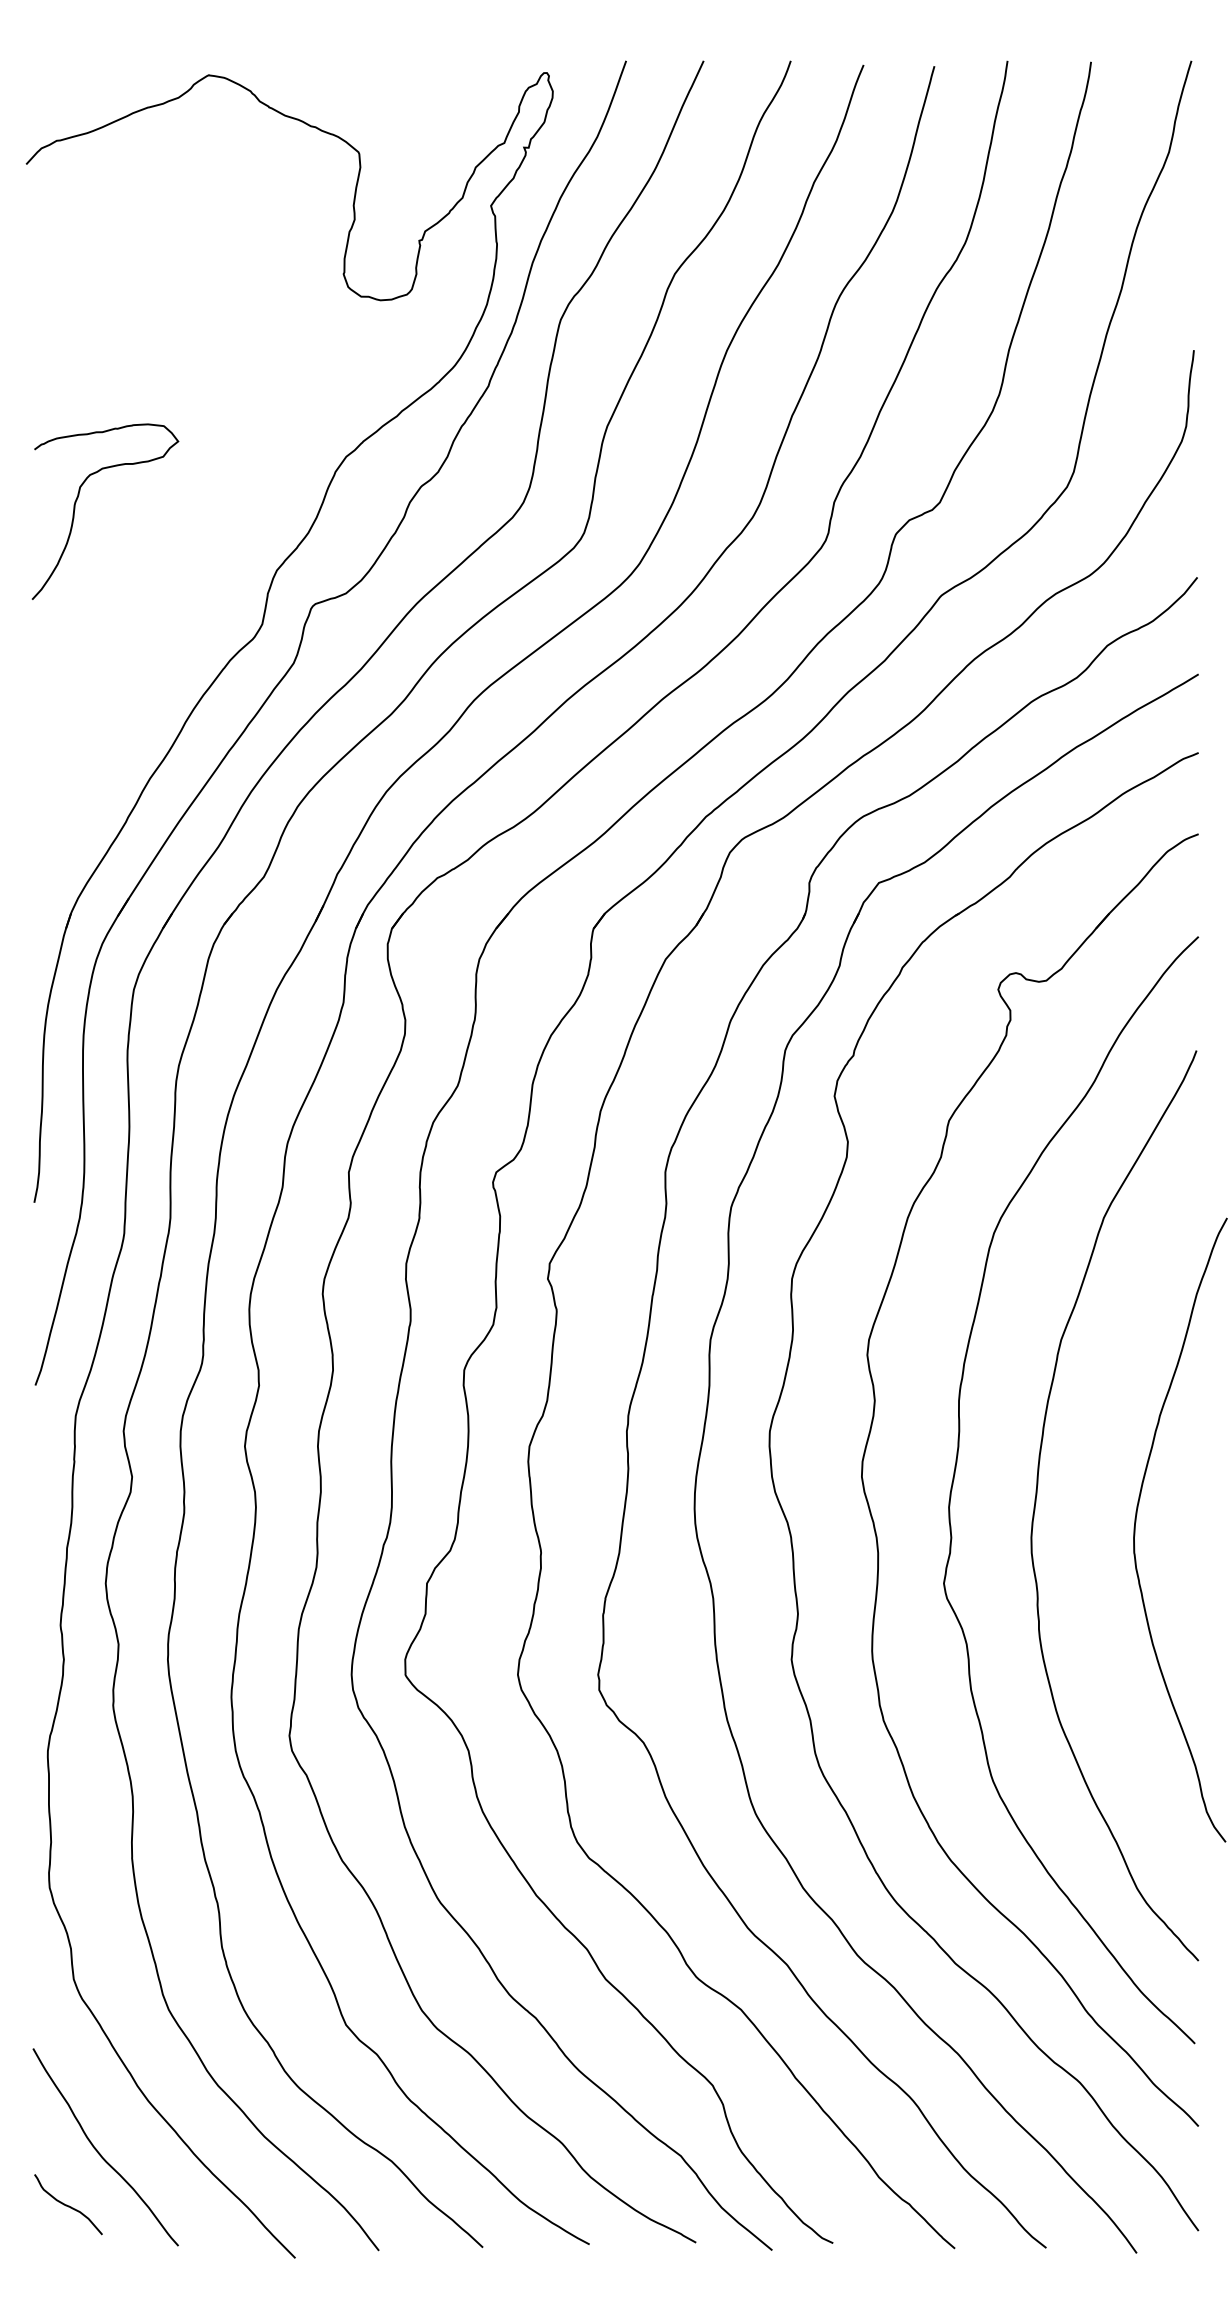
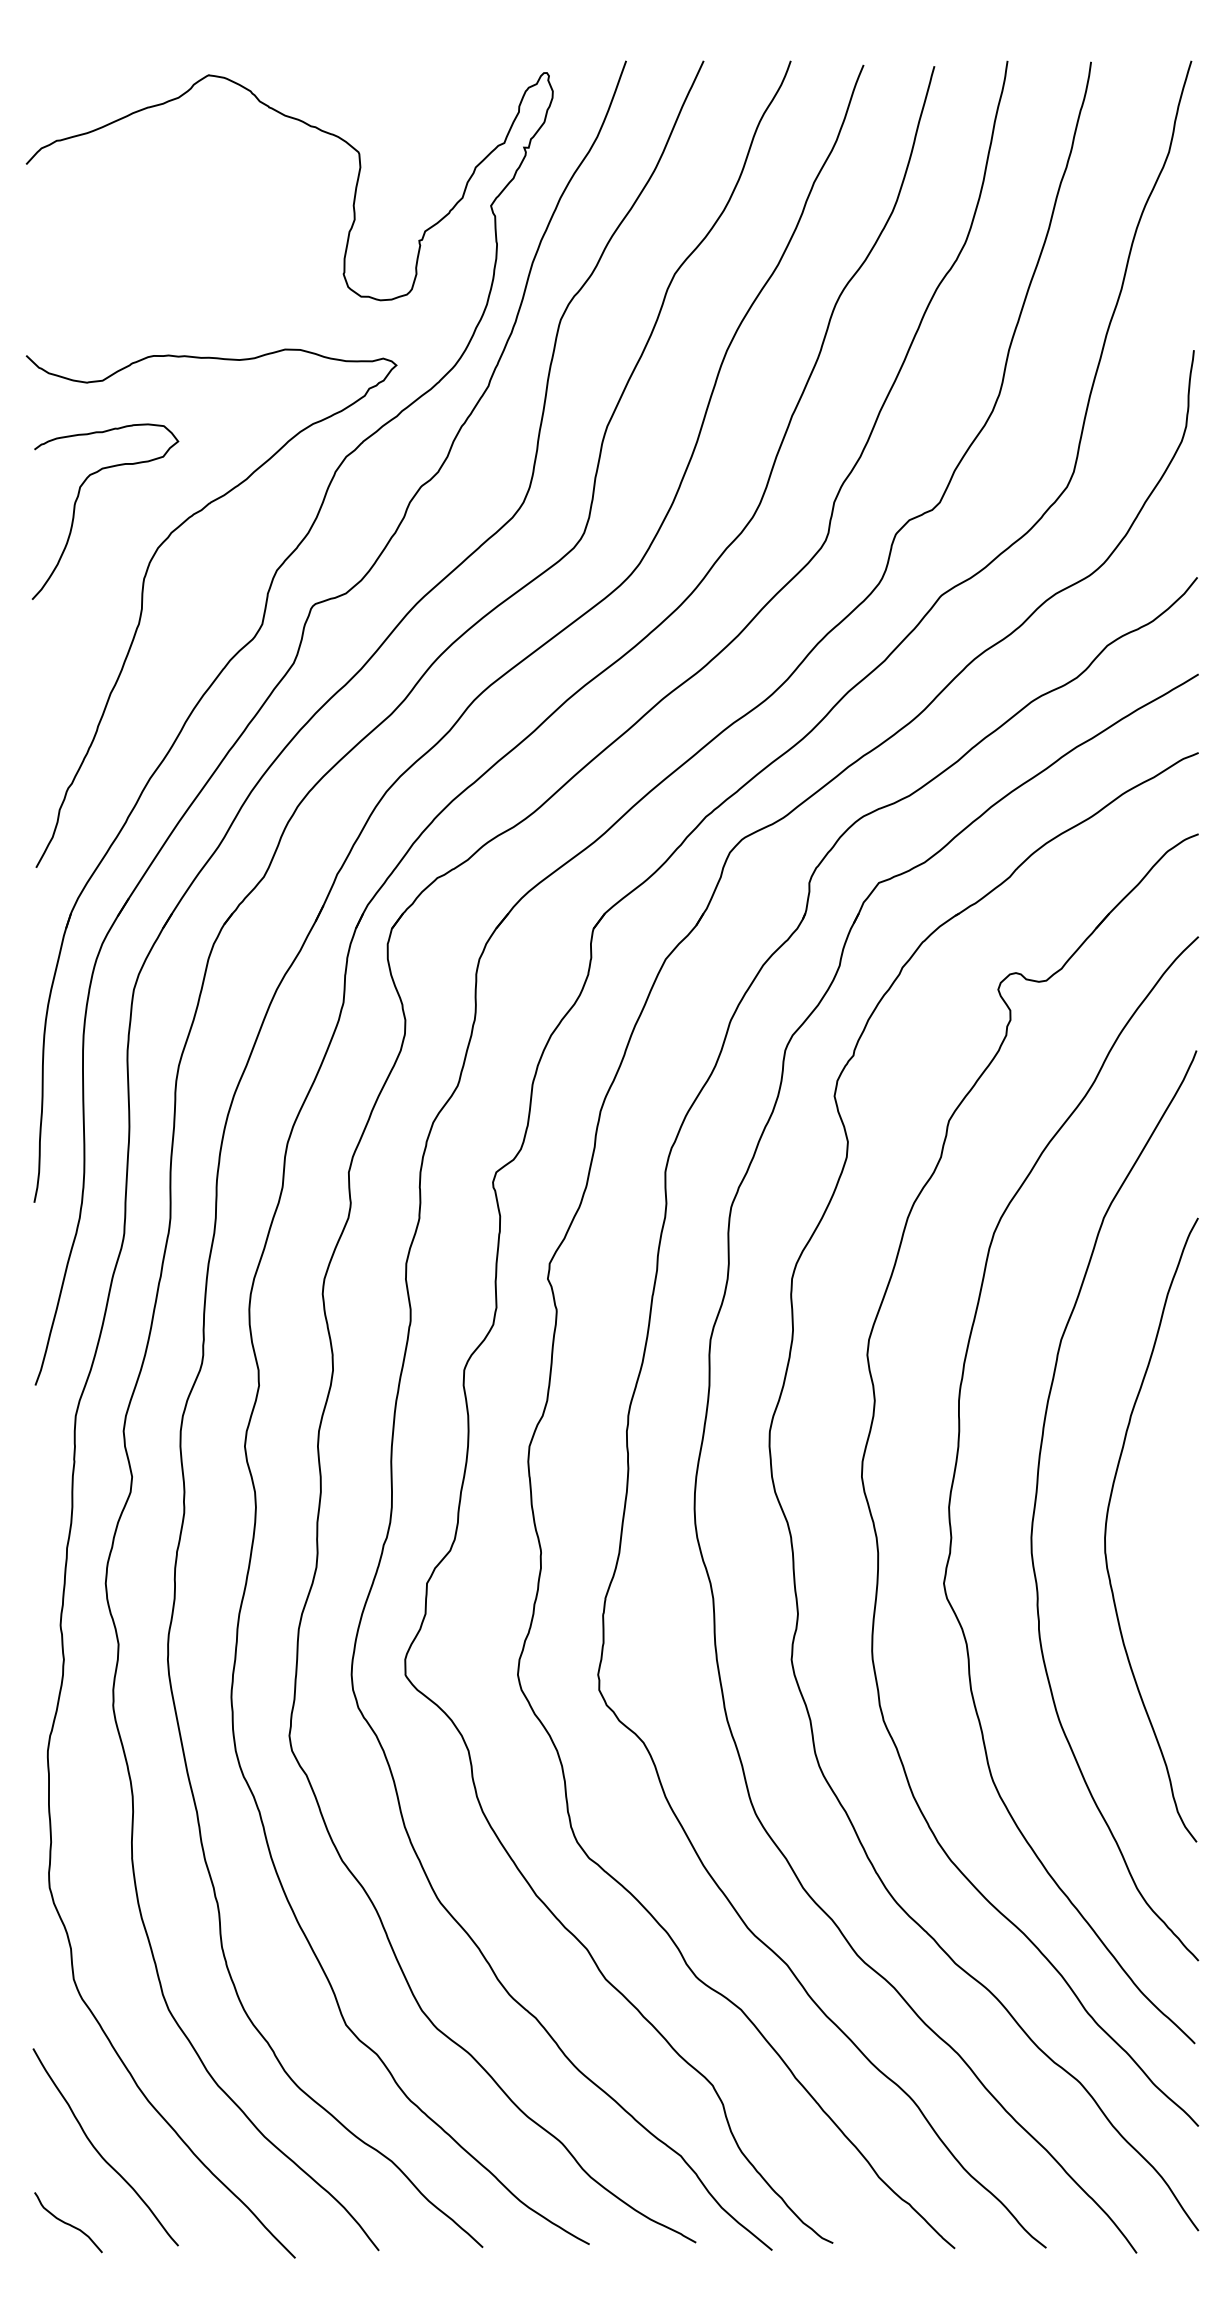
curve: none -> present (143, 600)
curve position: (1136, 1522) -> (1107, 1522) (1107, 1522)
curve position: (68, 2205) -> (68, 2223) (68, 2223)
